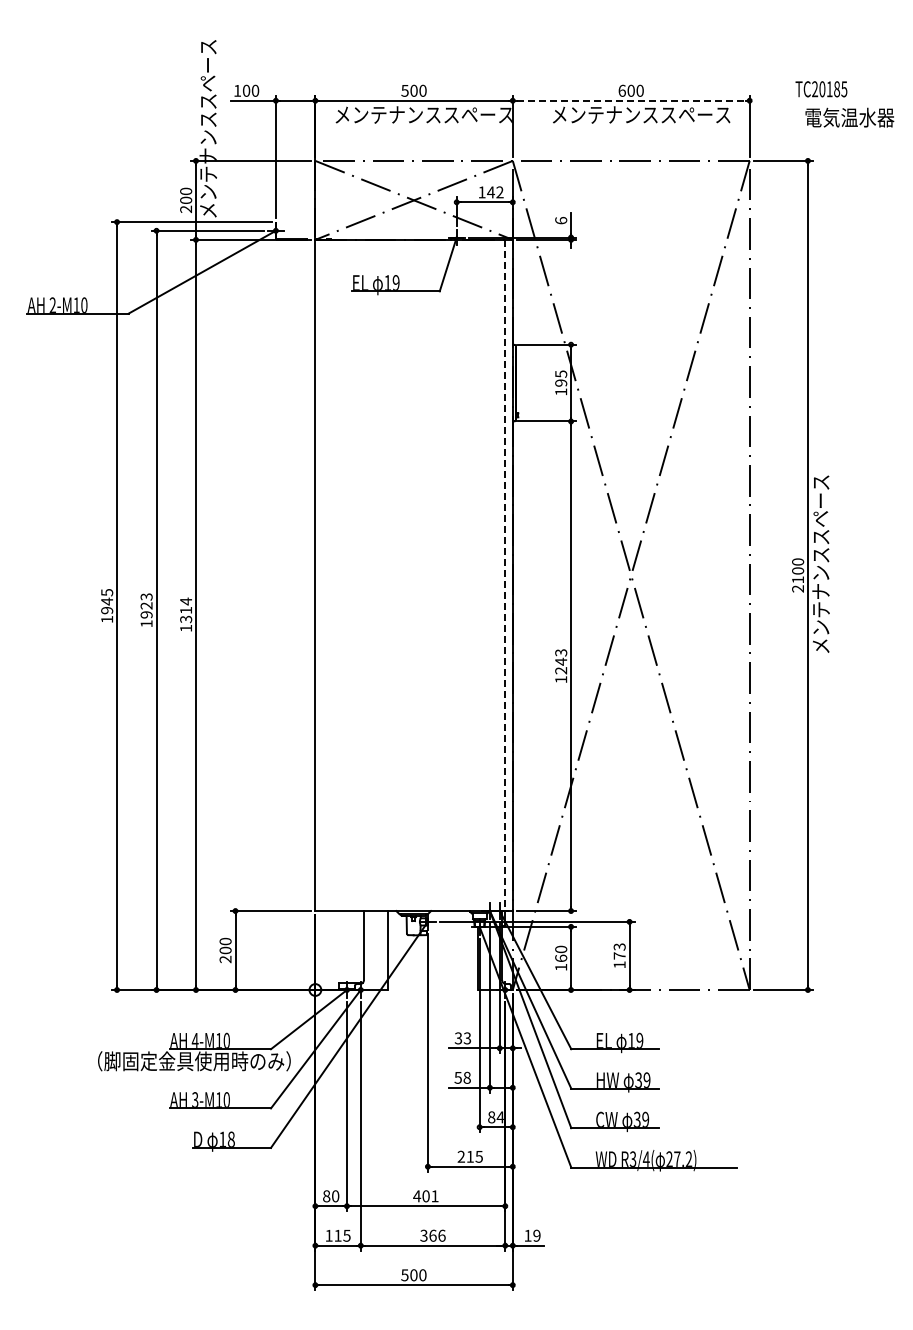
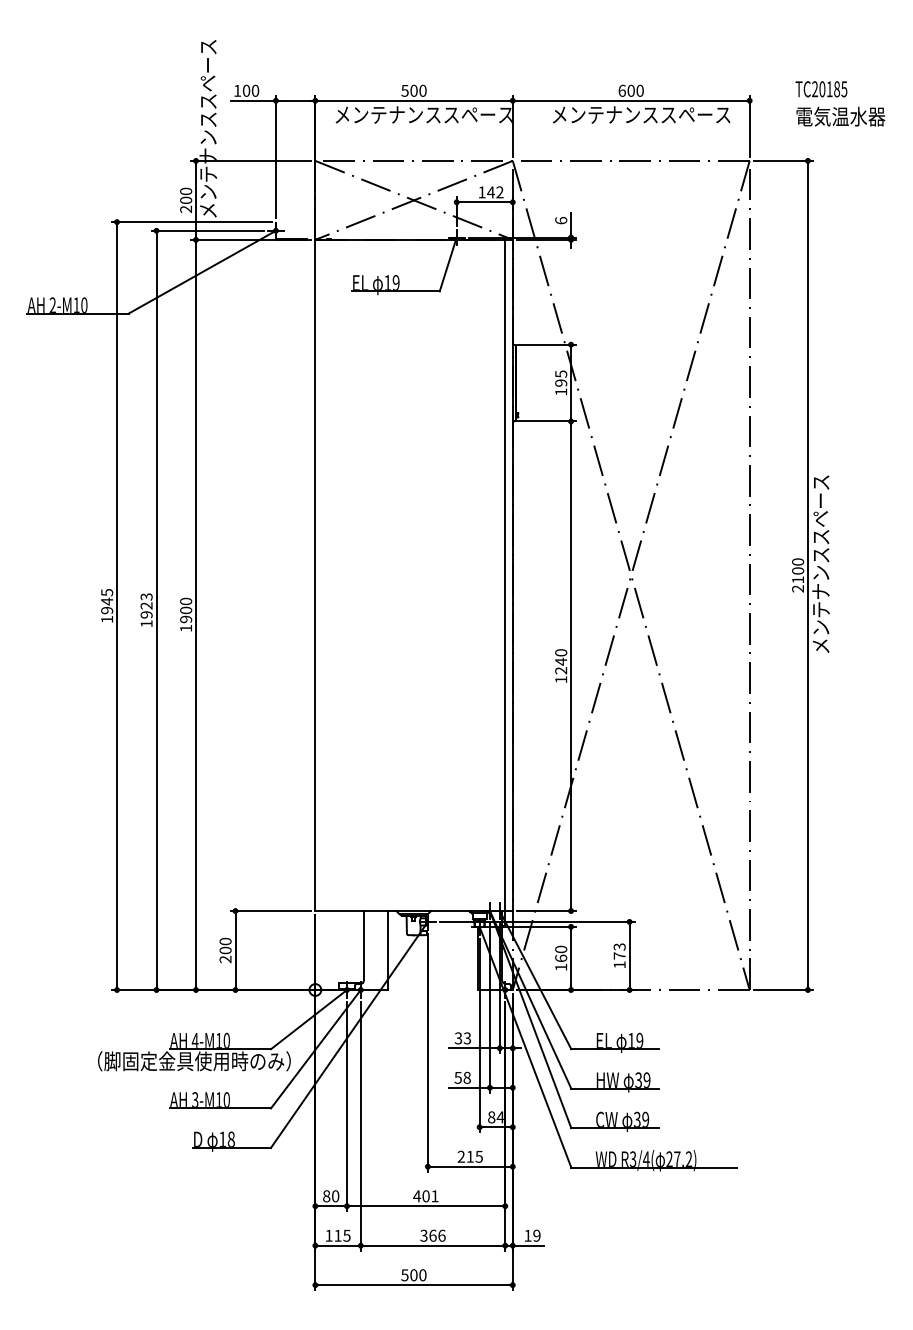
line: dashed -> solid (631, 100)
text position: (849, 117) -> (840, 116) (840, 116)
line: dashed -> solid (504, 575)
text: 1314 -> 1900 (186, 610)
text: 1243 -> 1240 (561, 652)
